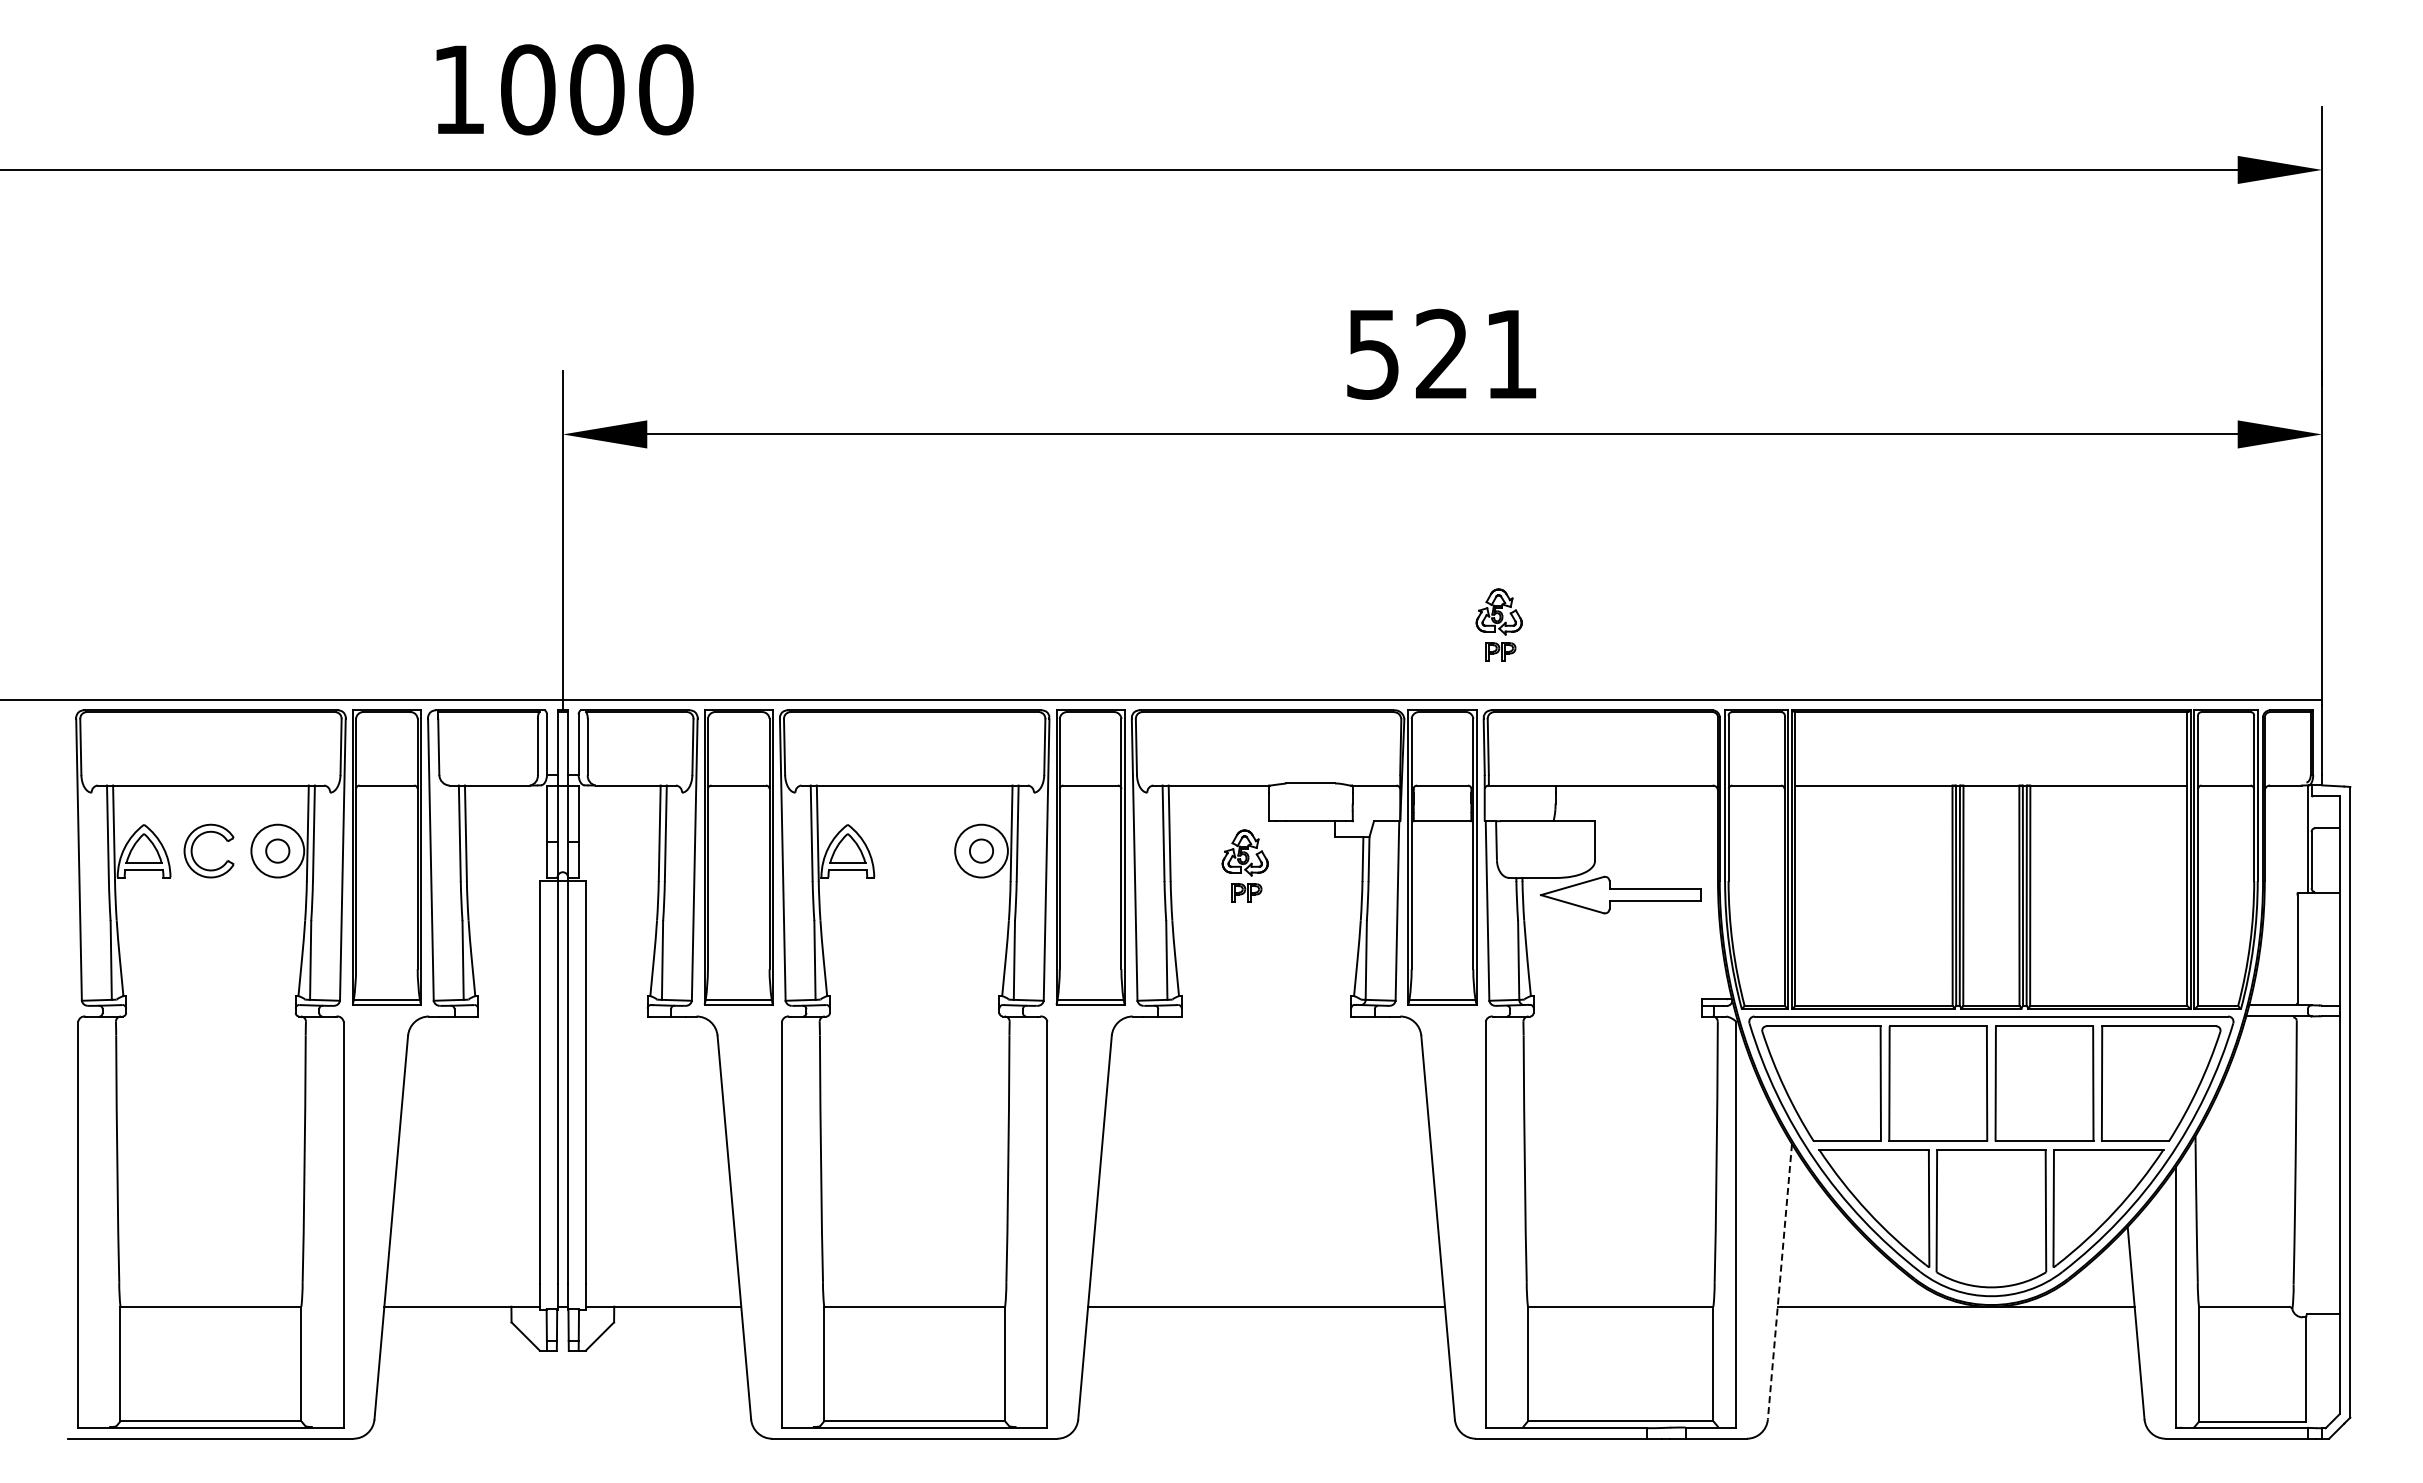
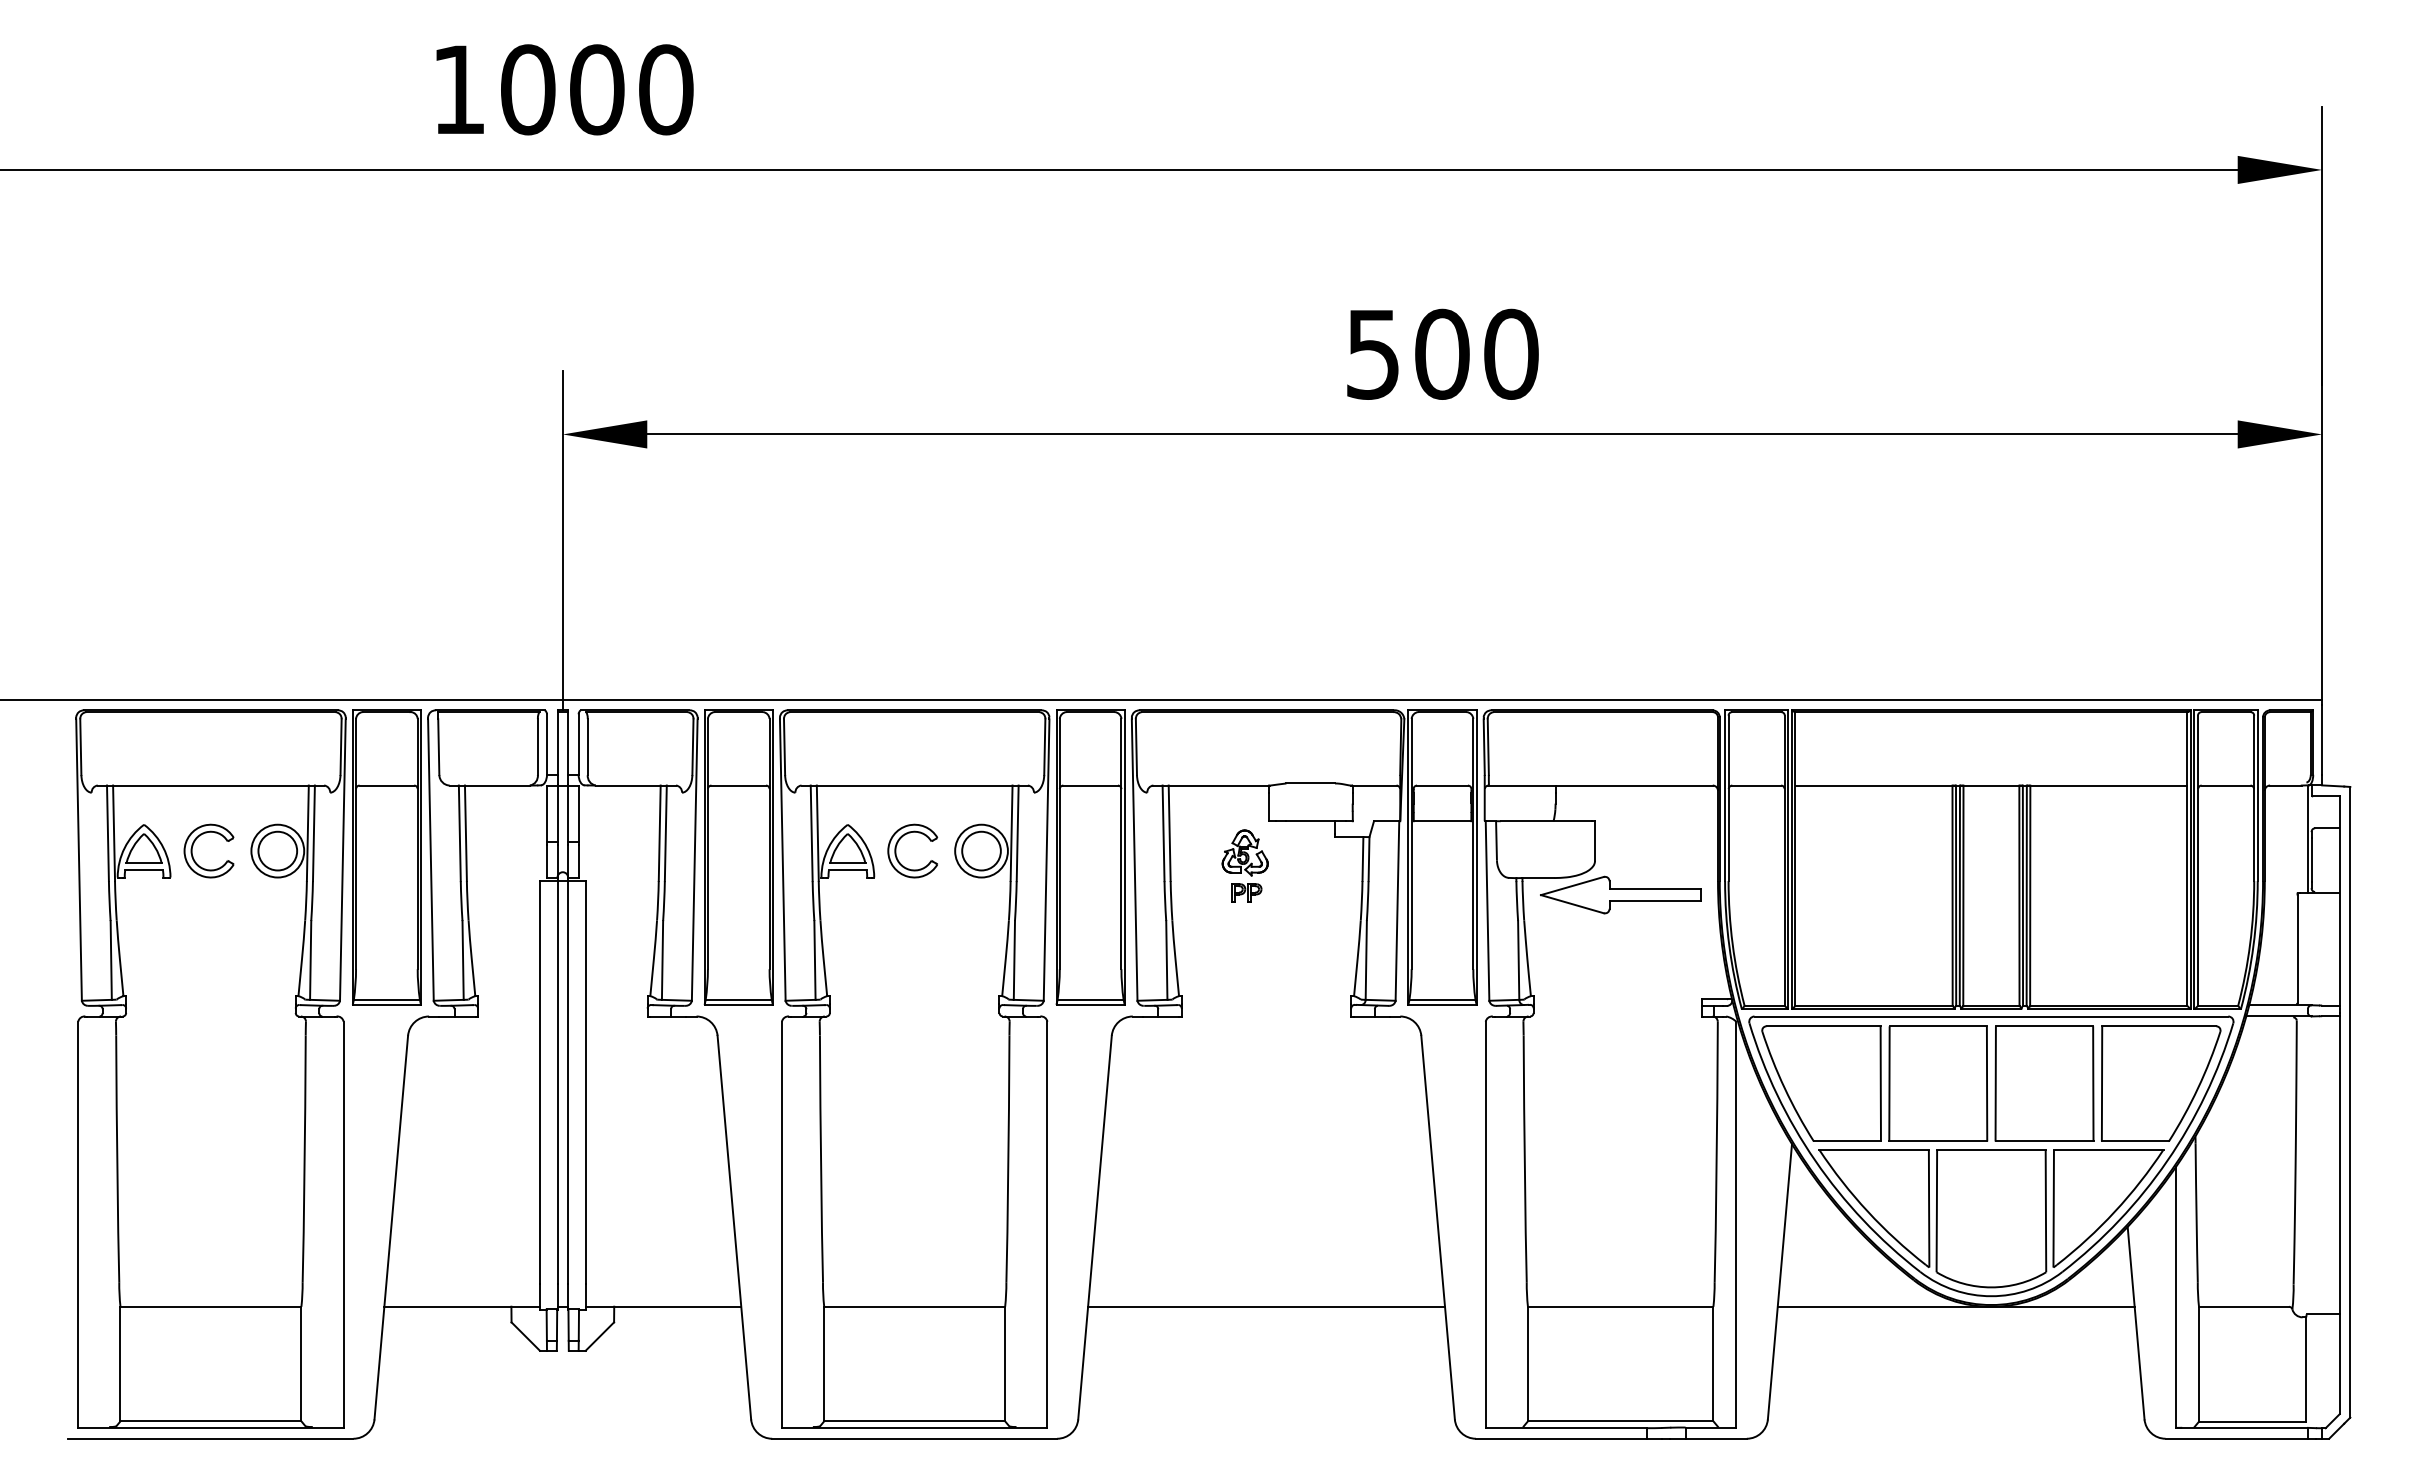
text: 521 -> 500 (1476, 353)
part: present -> none (1498, 624)
part: none -> present (897, 845)
circle diameter: 23 px -> 39 px (277, 850)
circle diameter: 23 px -> 39 px (981, 850)
line: dashed -> solid (1779, 1282)
